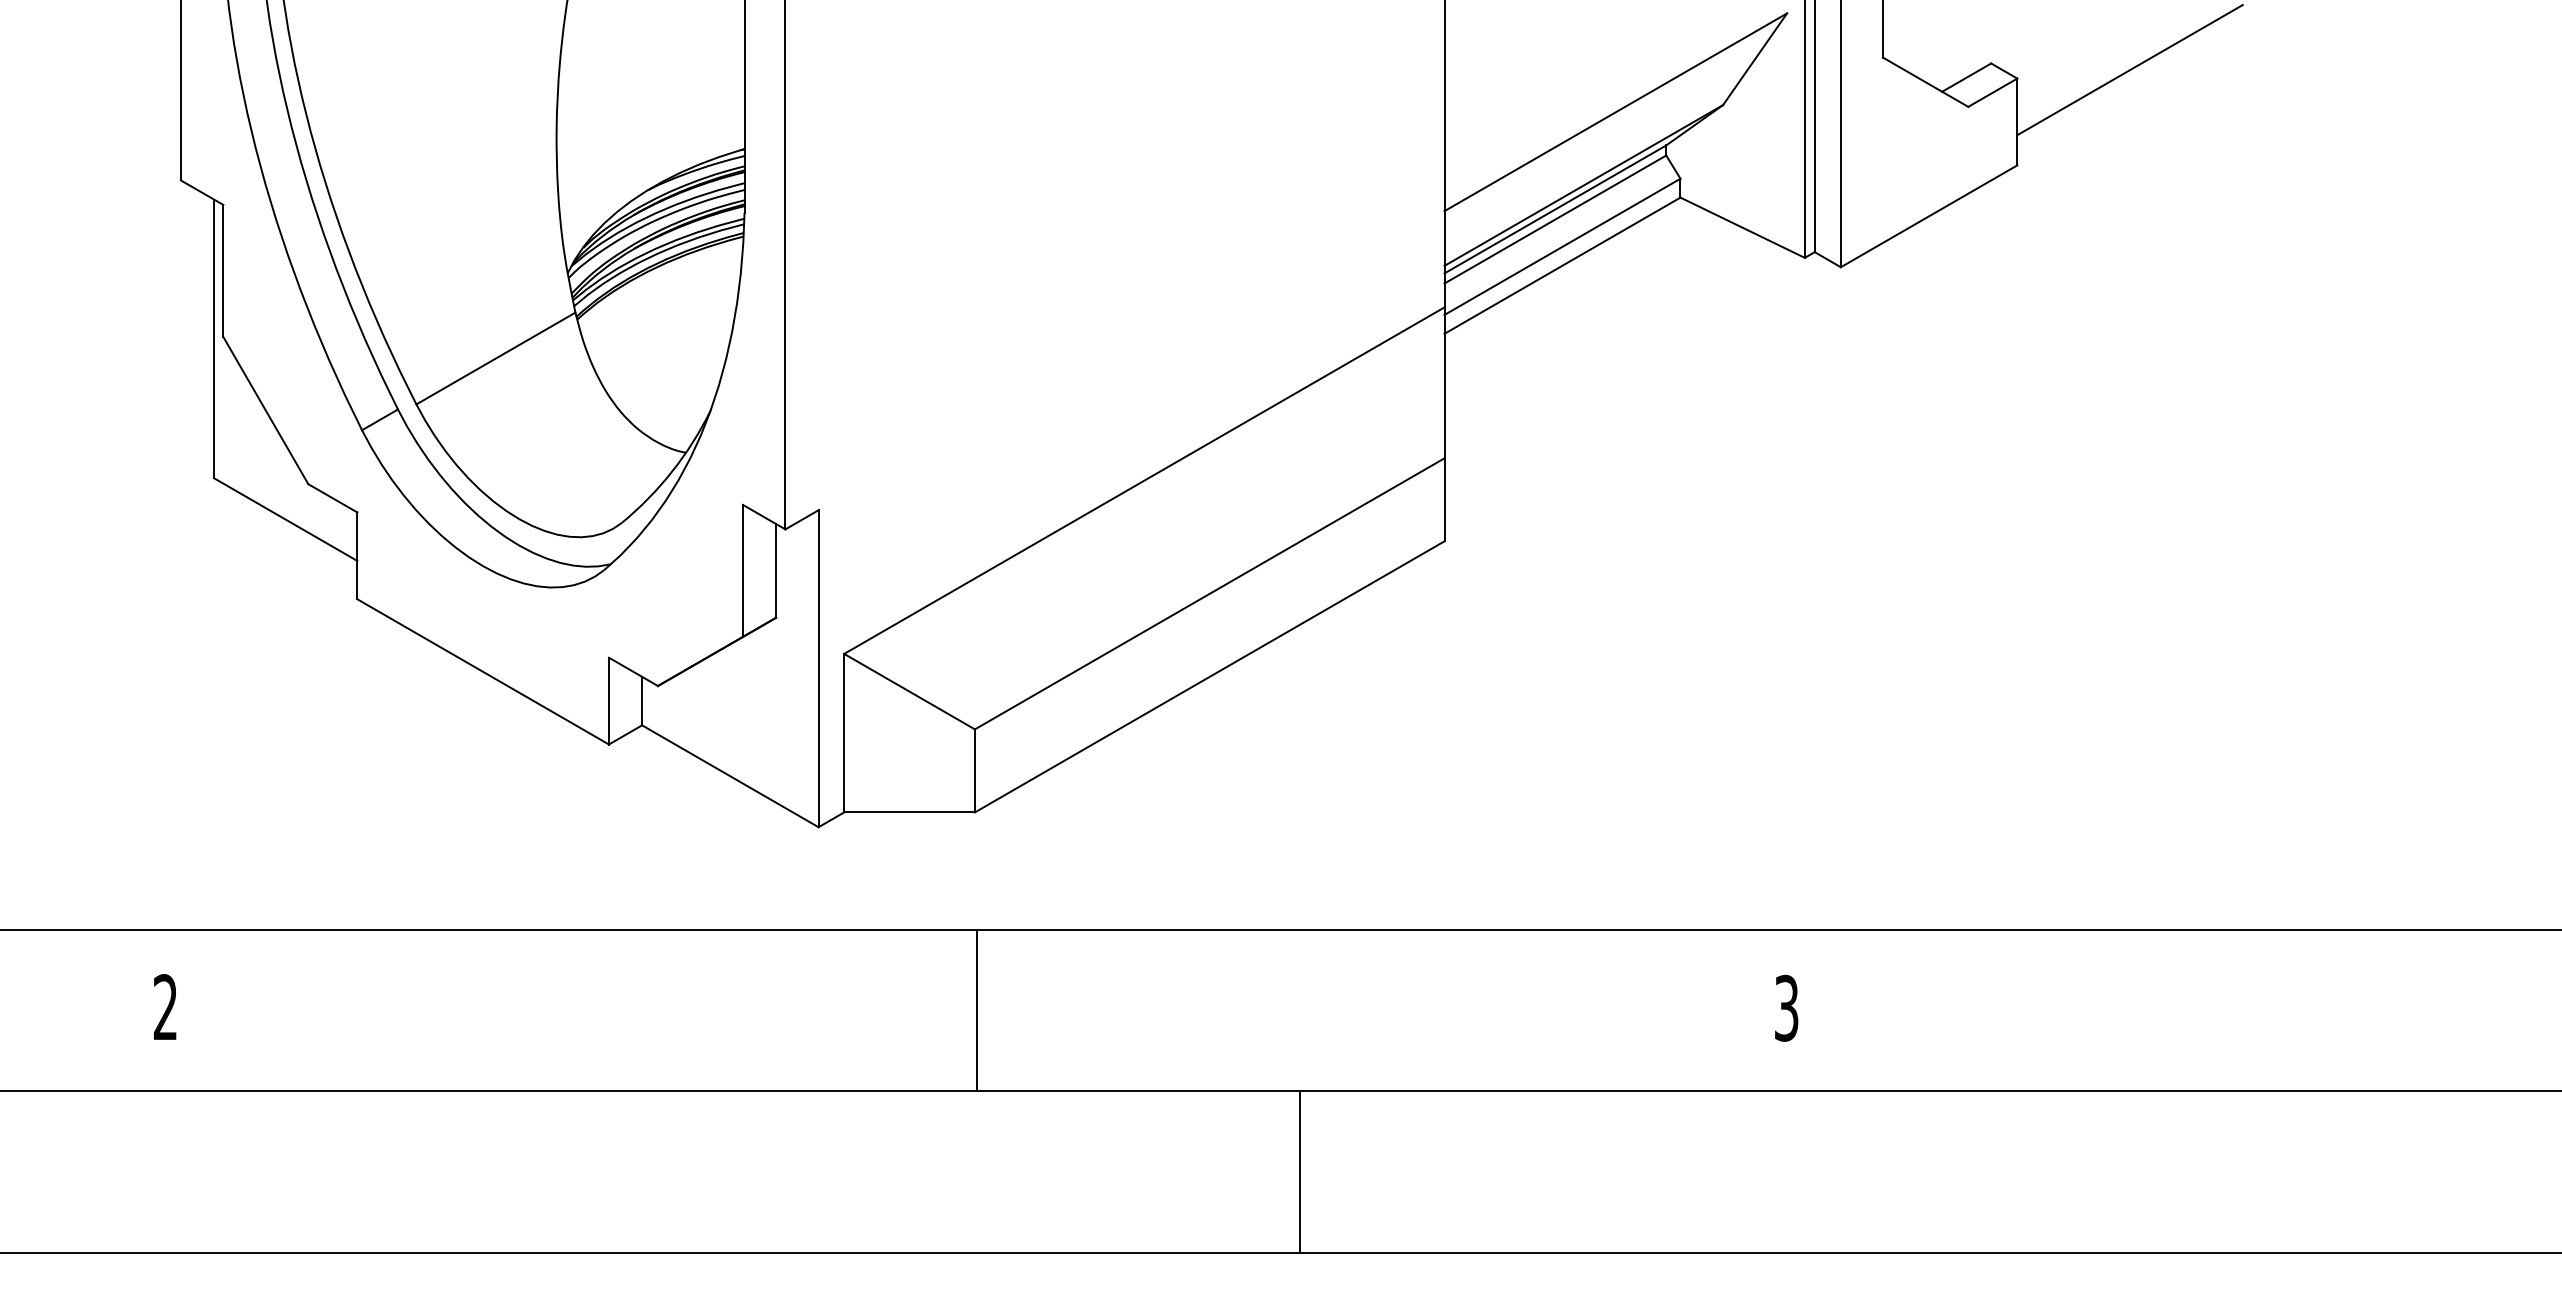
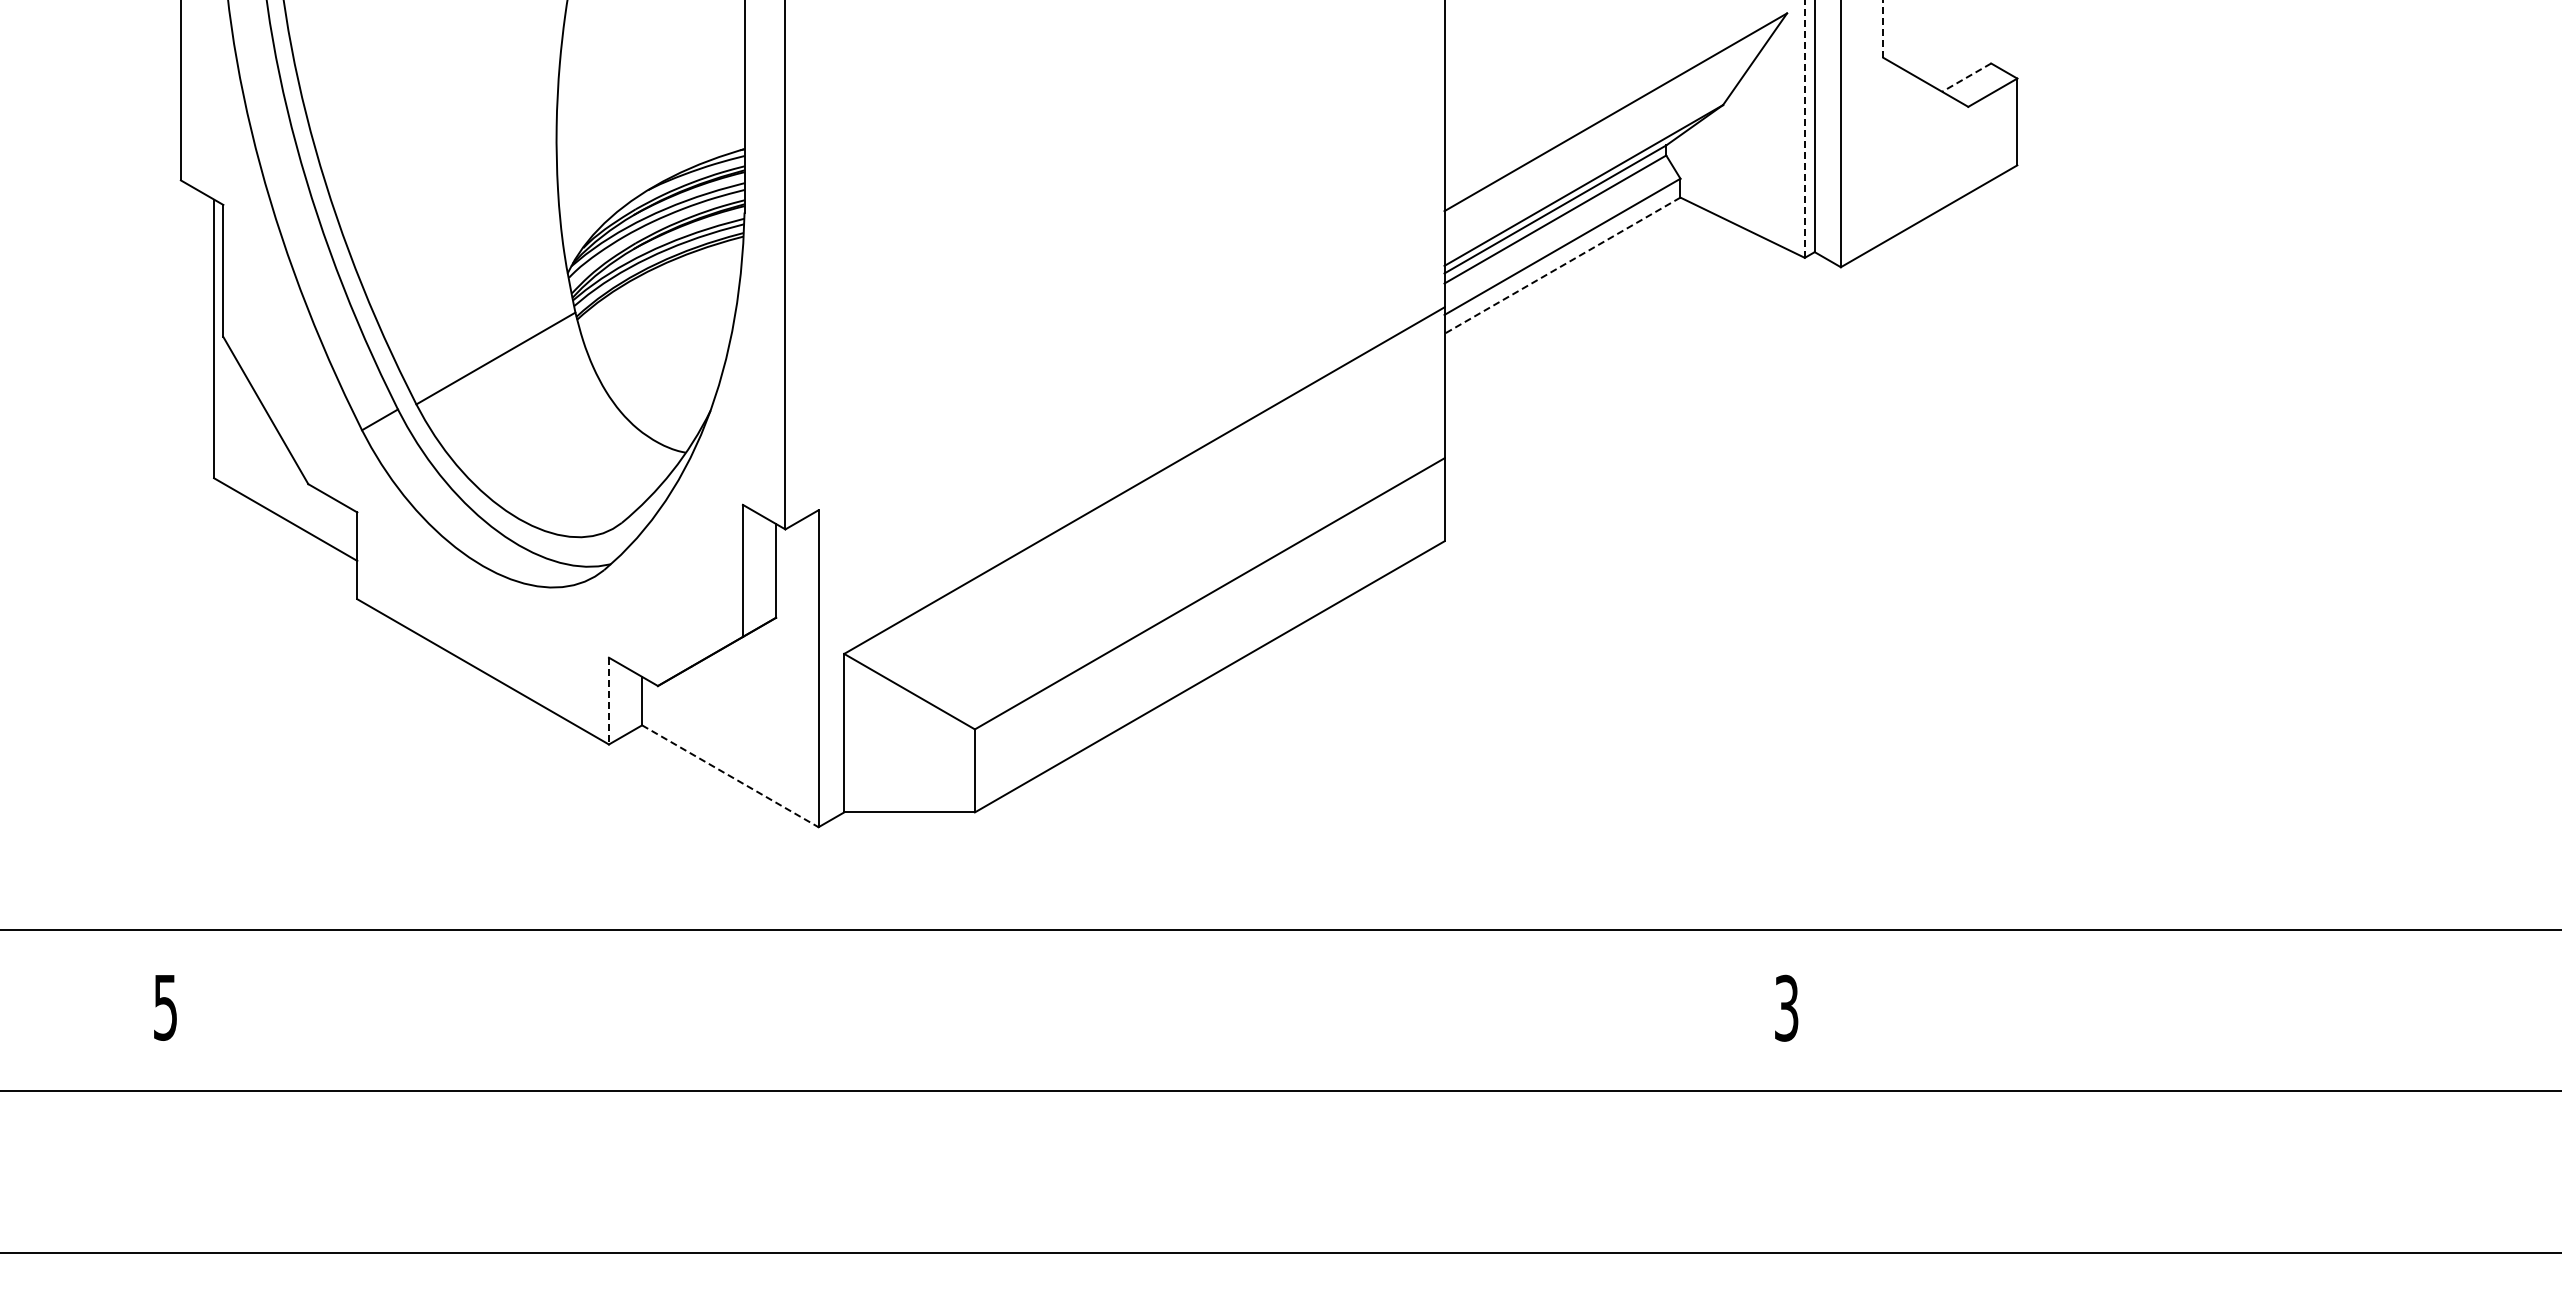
line: solid -> dashed (1883, 29)
line: present -> none (2129, 70)
line: solid -> dashed (1966, 77)
line: solid -> dashed (1804, 128)
line: solid -> dashed (1562, 265)
line: solid -> dashed (608, 701)
line: solid -> dashed (730, 776)
text: 2 -> 5 (165, 1007)
line: present -> none (976, 1010)
line: present -> none (1300, 1172)
